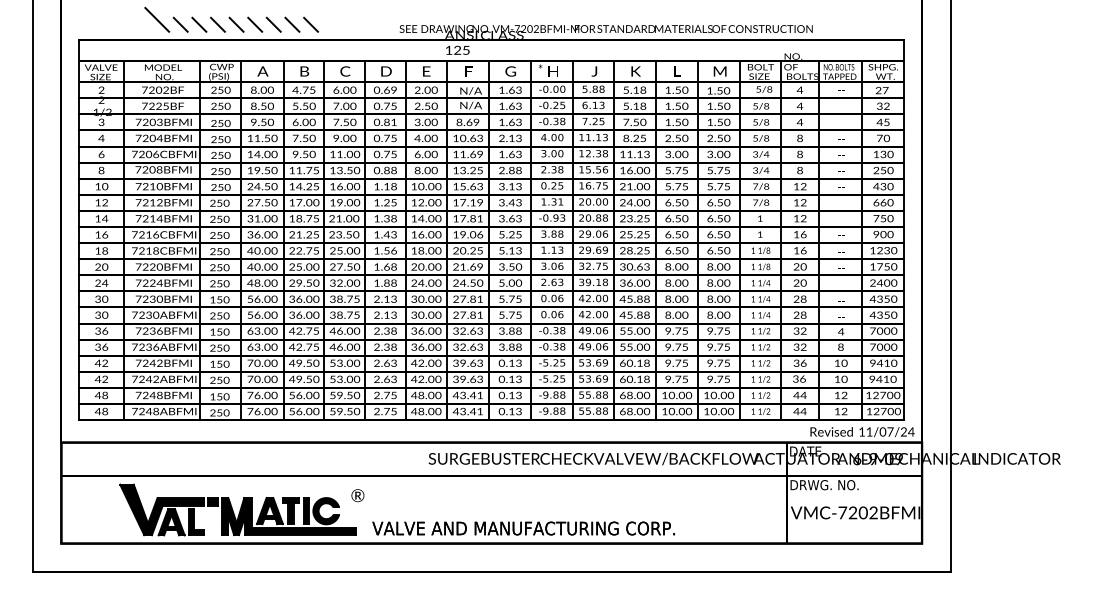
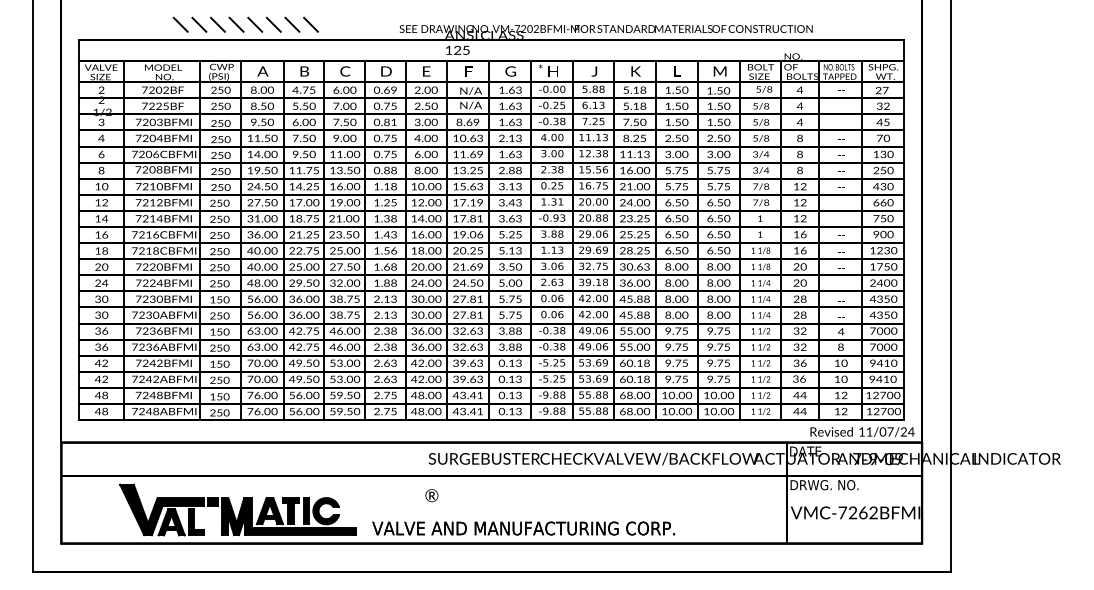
line: present -> none (157, 19)
text: 6-9-09 -> 7-9-09 (857, 459)
text position: (357, 495) -> (431, 495) (431, 495)
text: VMC-7202BFMI -> VMC-7262BFMI (862, 512)
